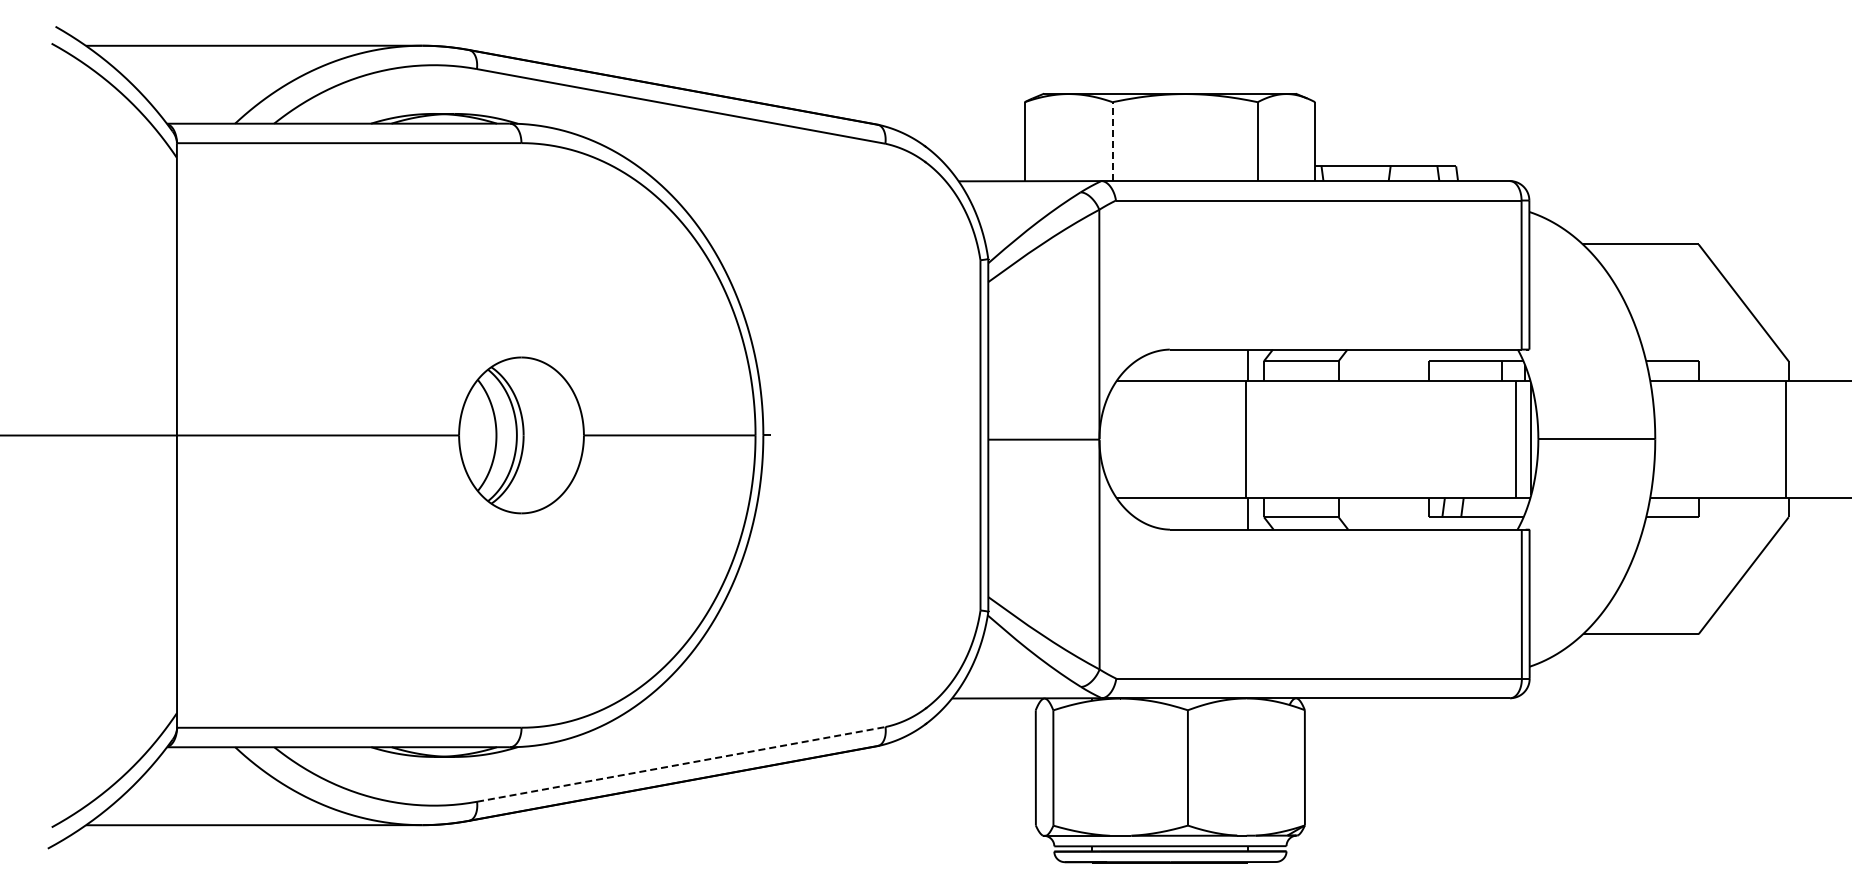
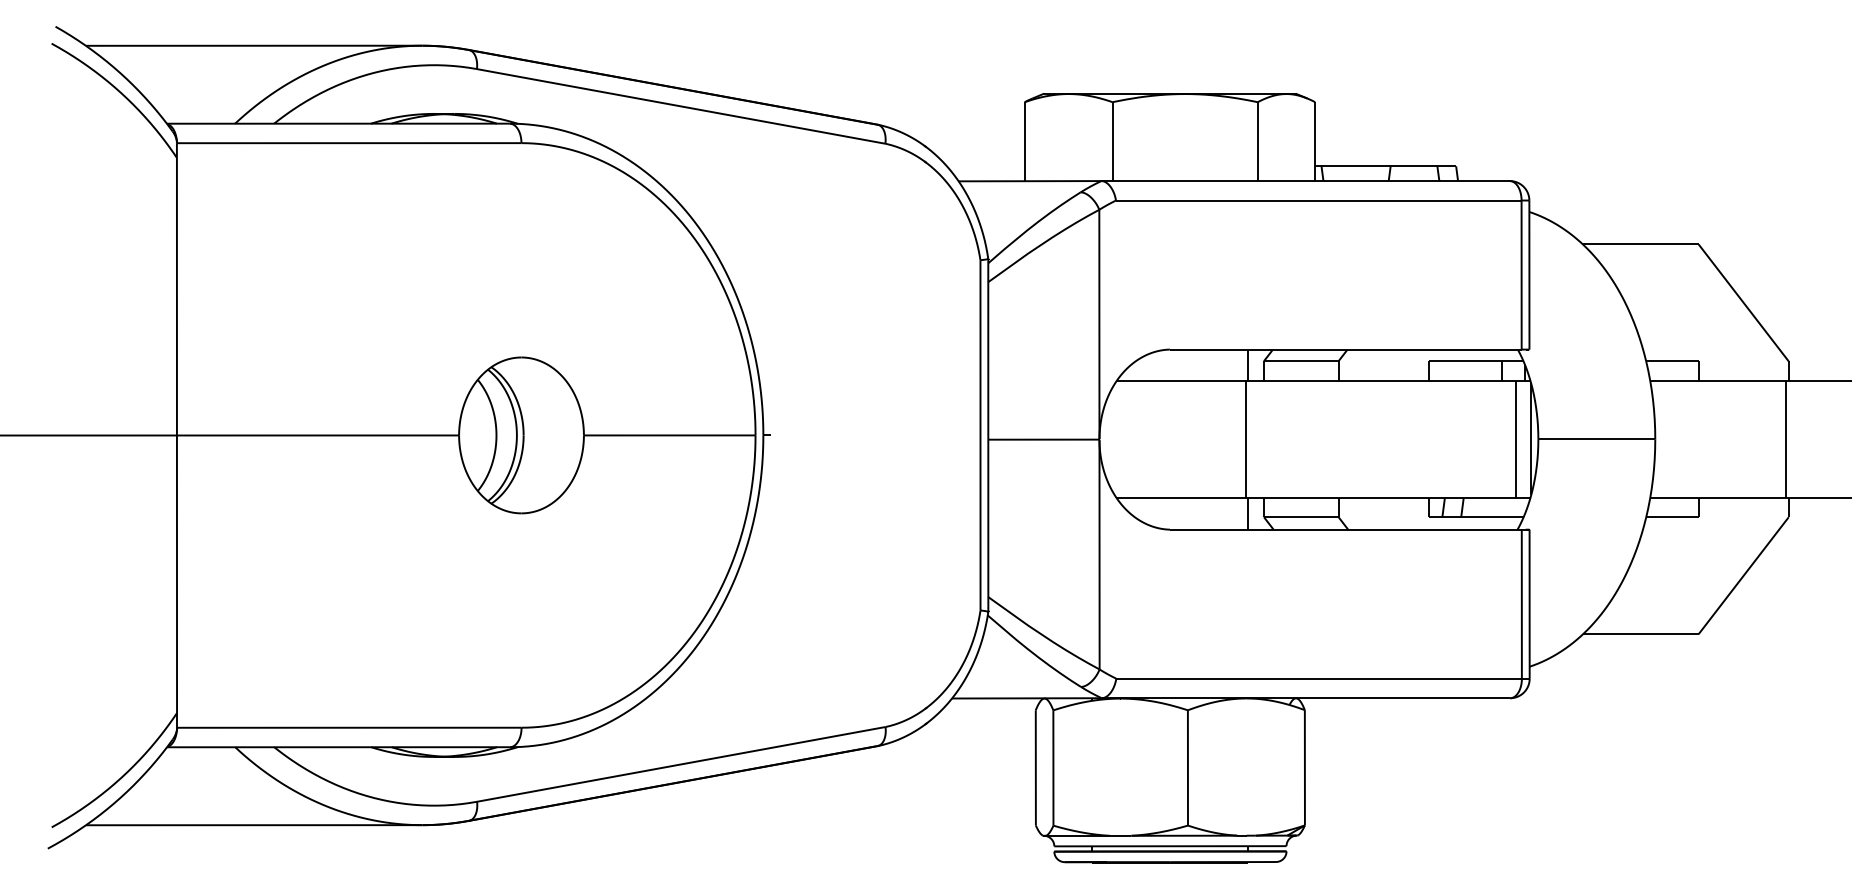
line: dashed -> solid (1112, 141)
line: dashed -> solid (681, 764)
